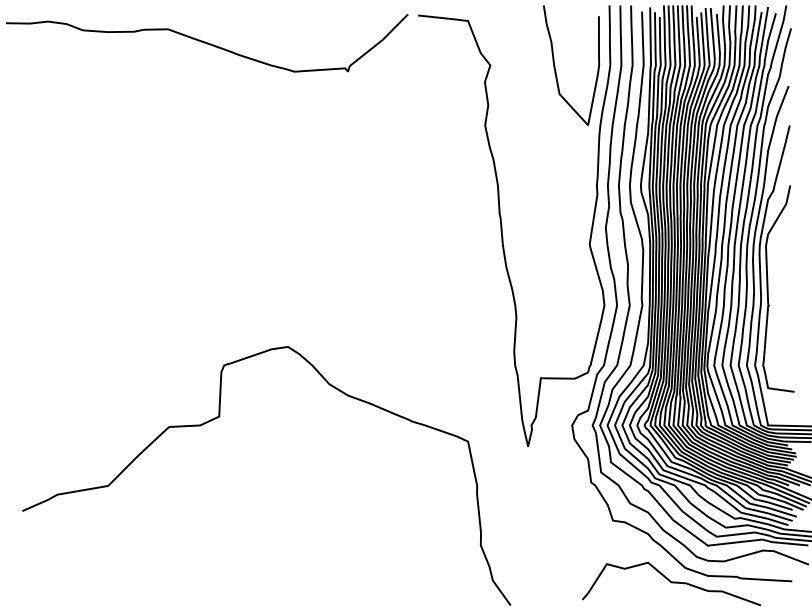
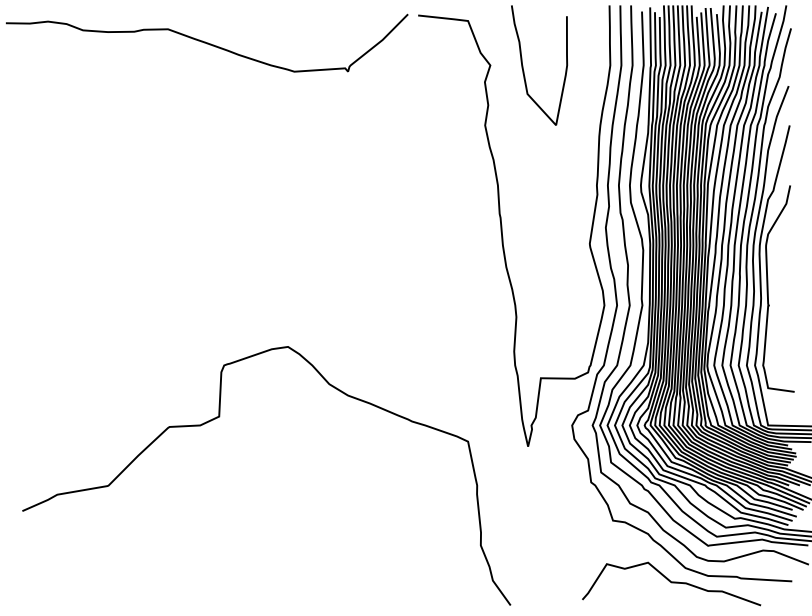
curve position: (555, 65) -> (523, 65) (523, 65)
